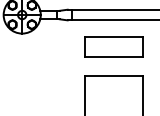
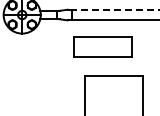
line: solid -> dashed (115, 9)
part position: (113, 46) -> (102, 46) (102, 46)
